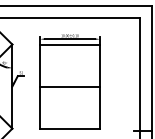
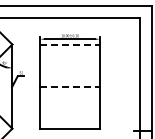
line: solid -> dashed (70, 44)
line: solid -> dashed (70, 86)
